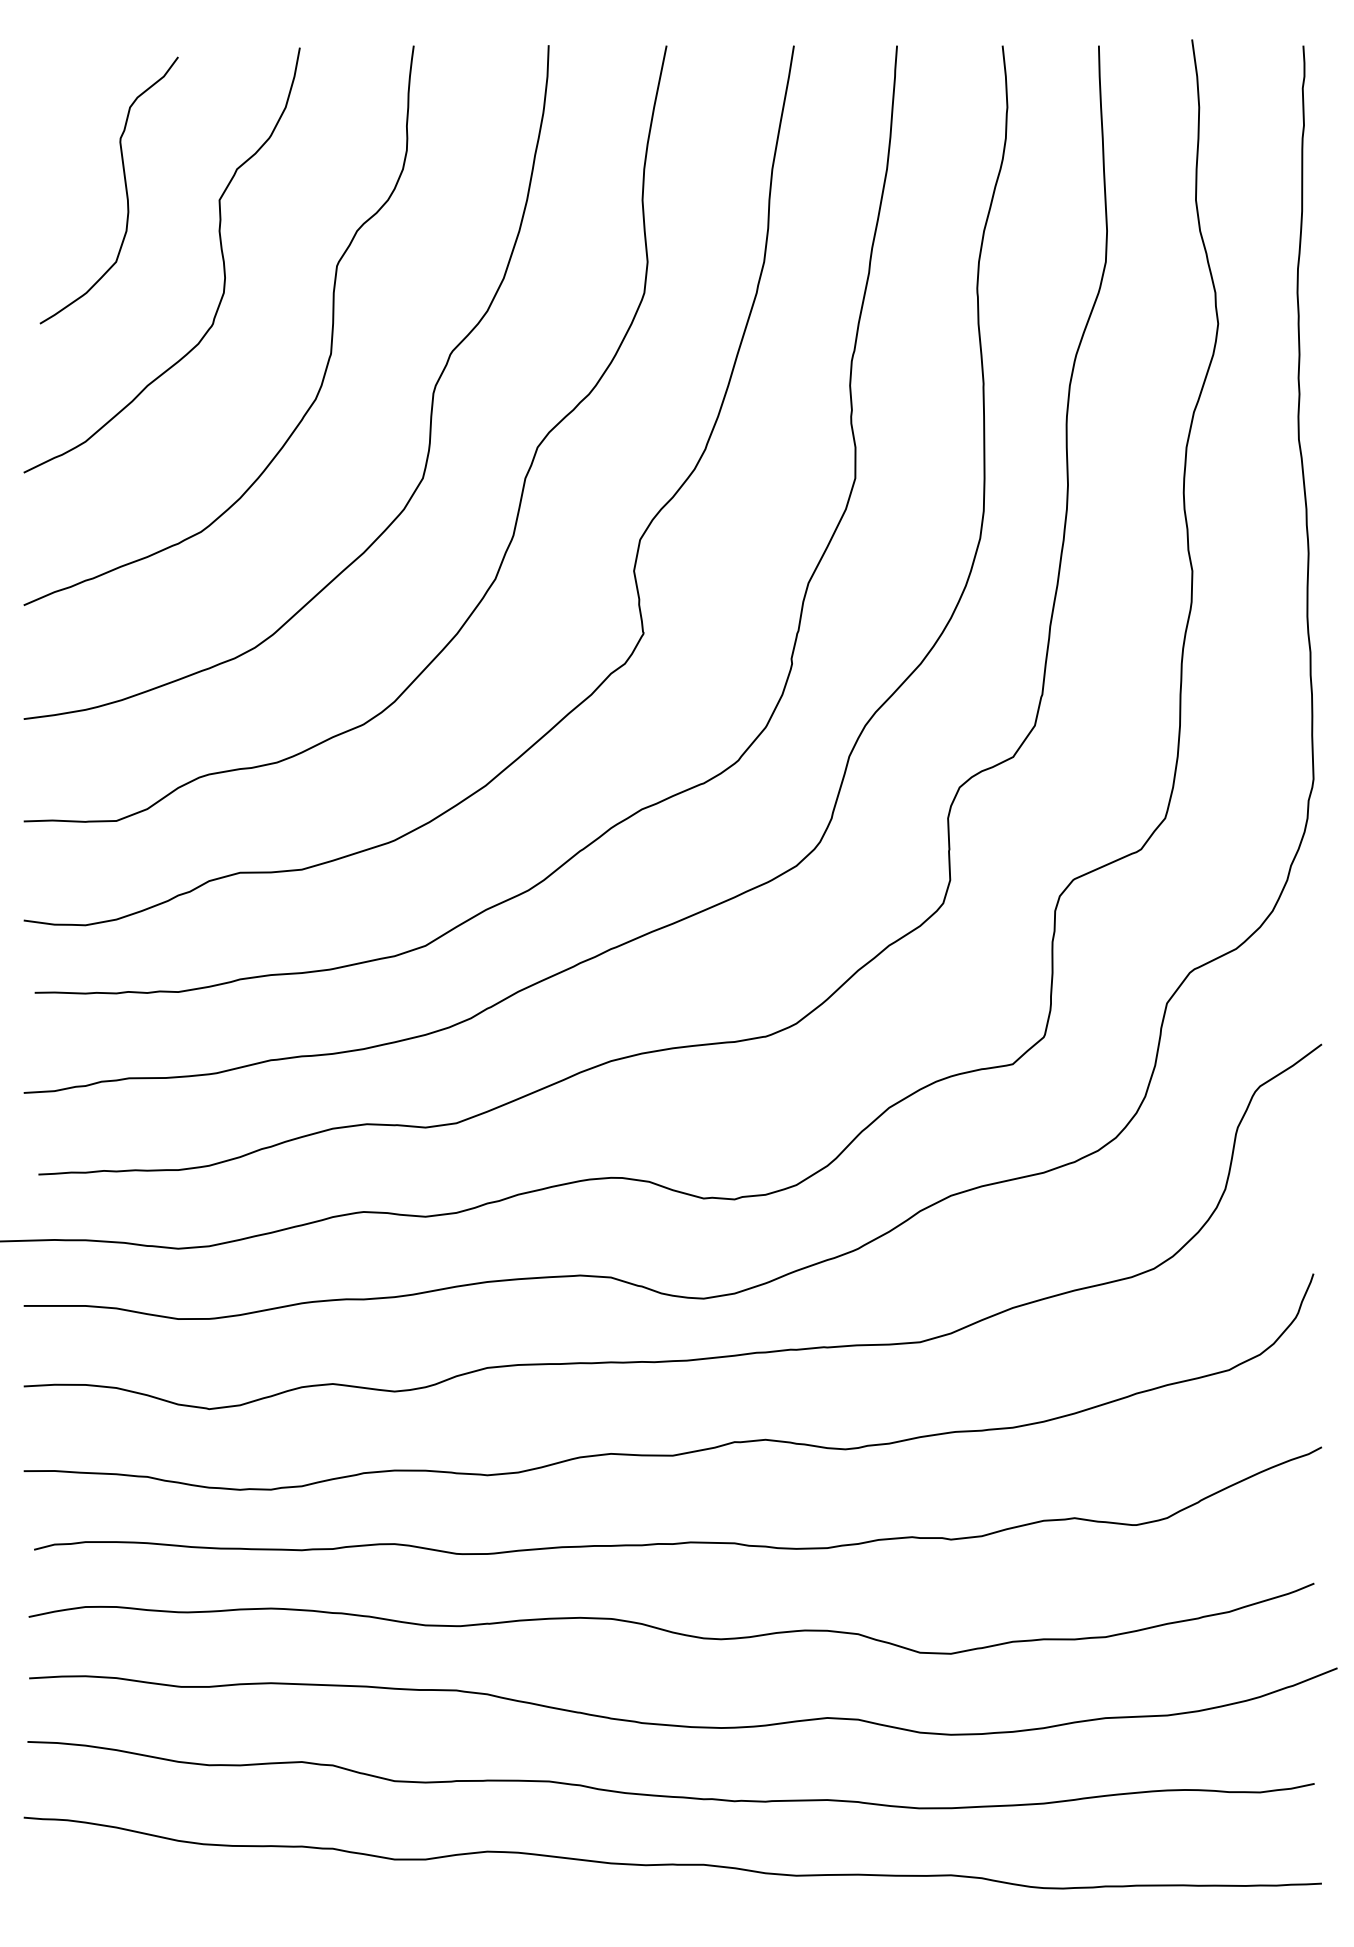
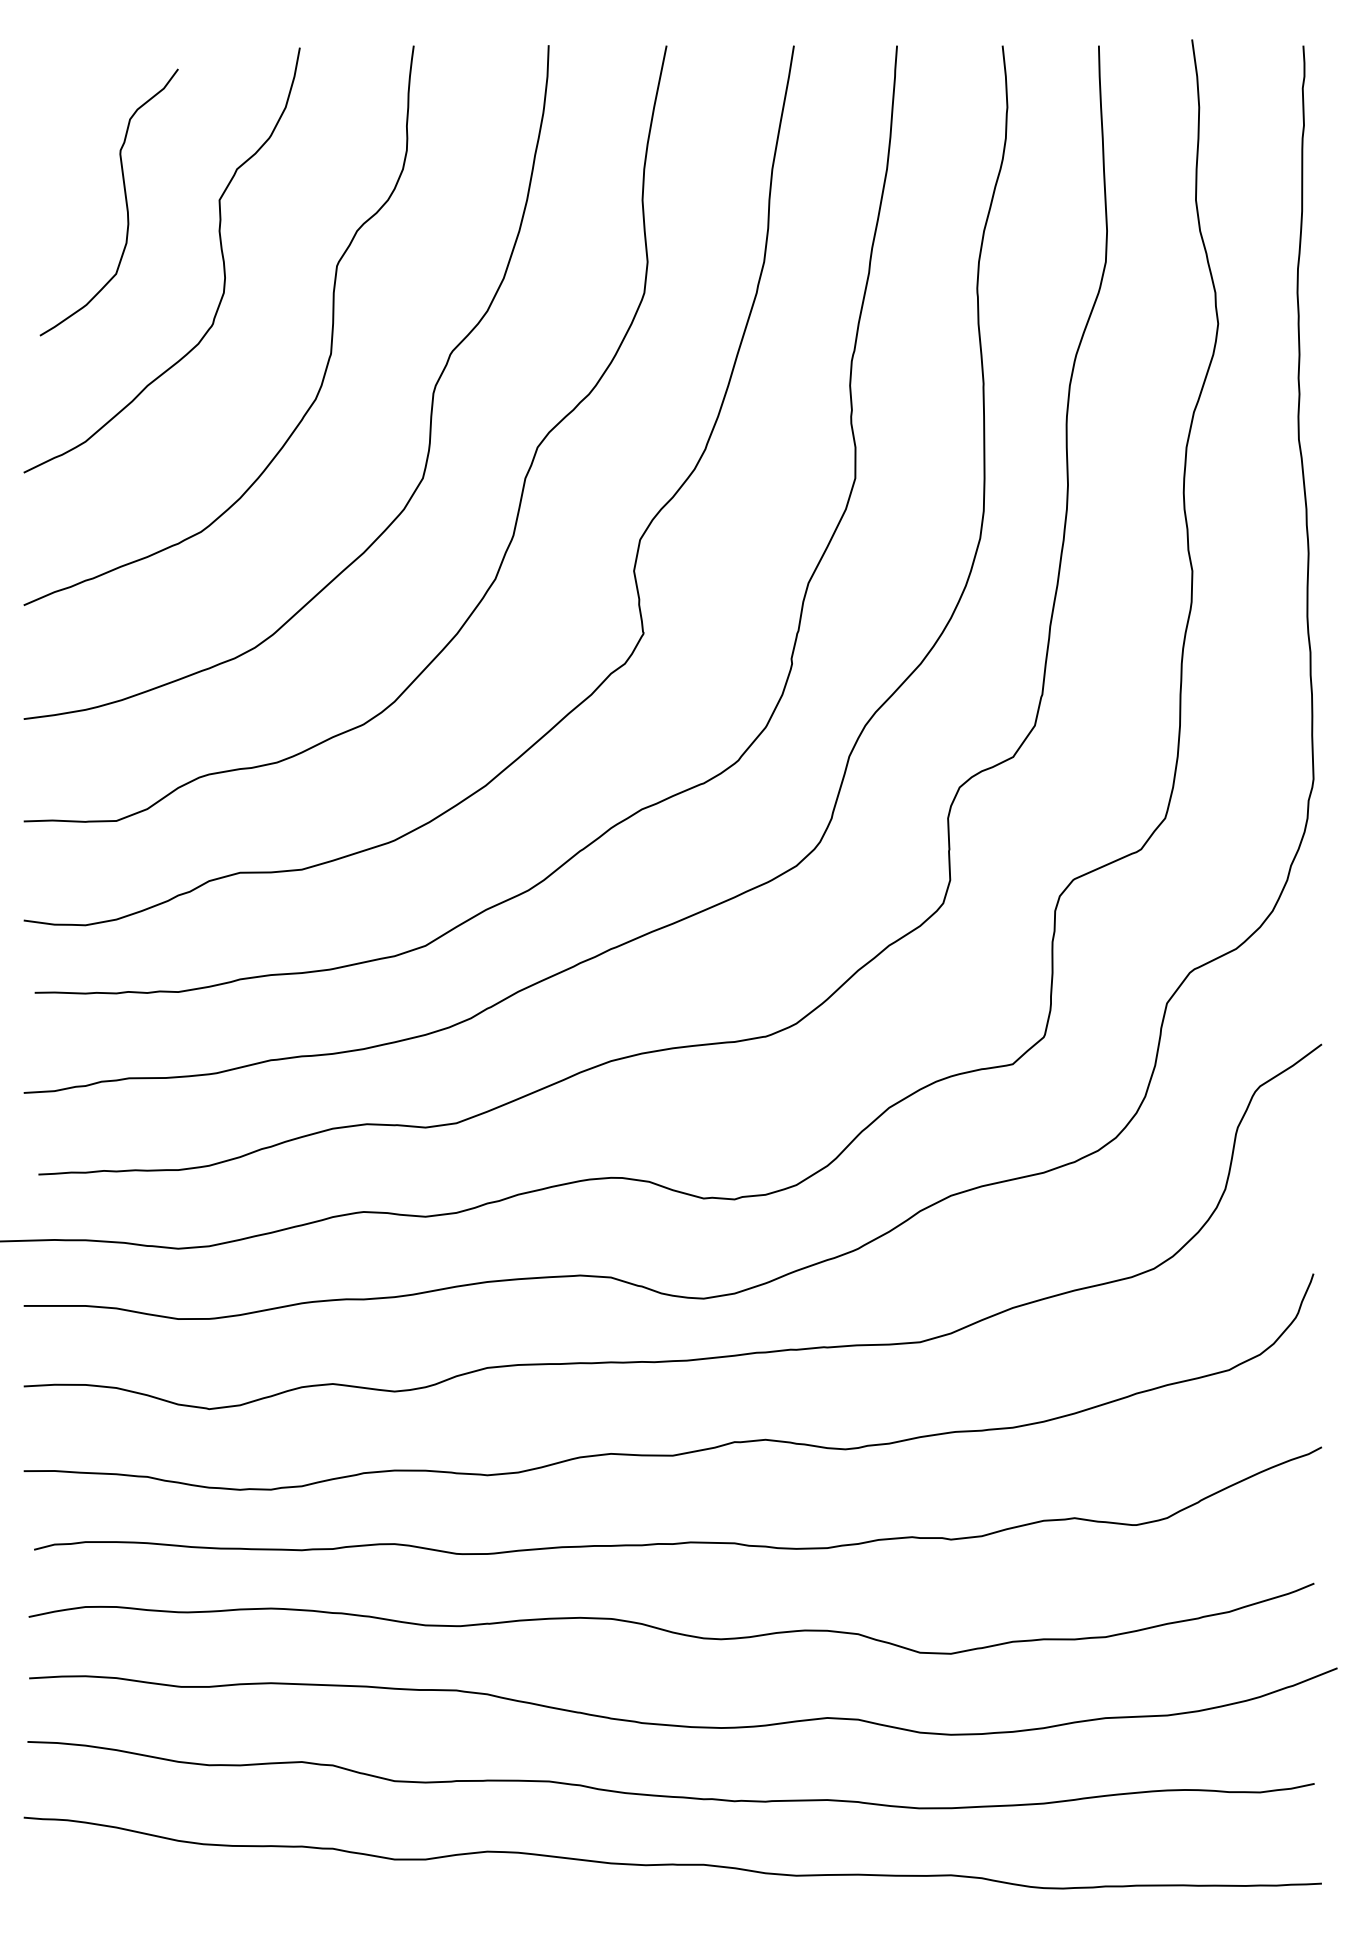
curve position: (125, 190) -> (125, 202) (125, 202)
